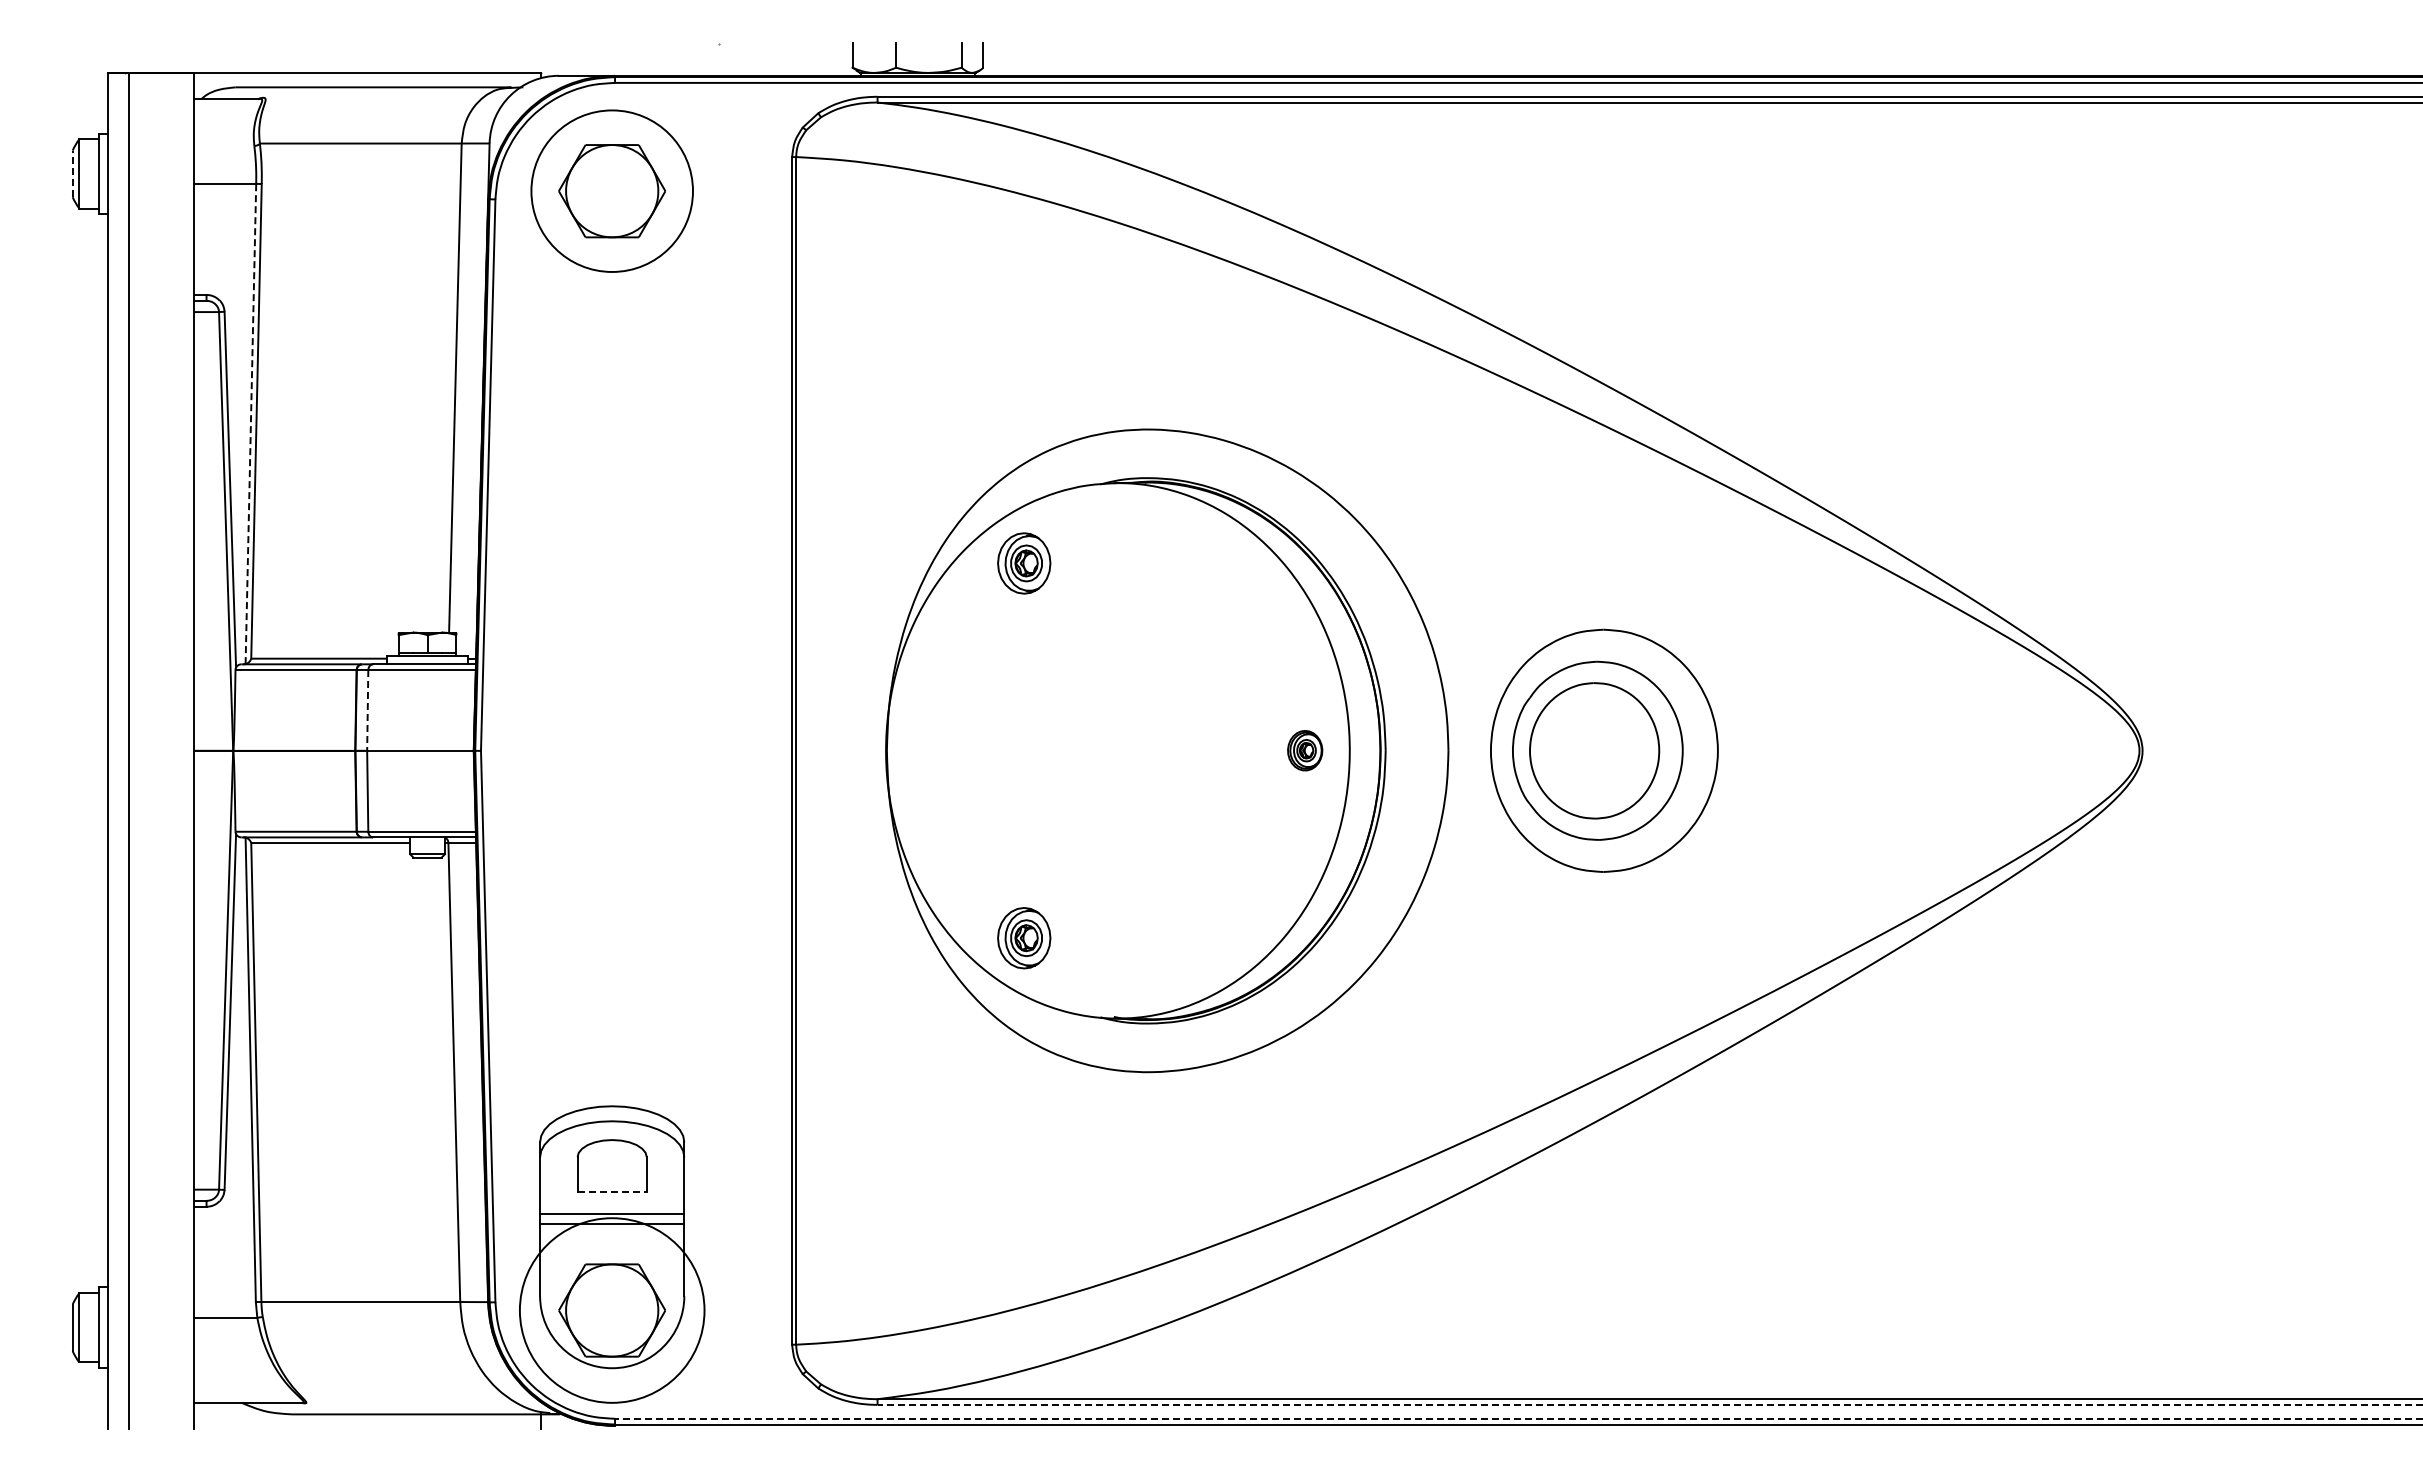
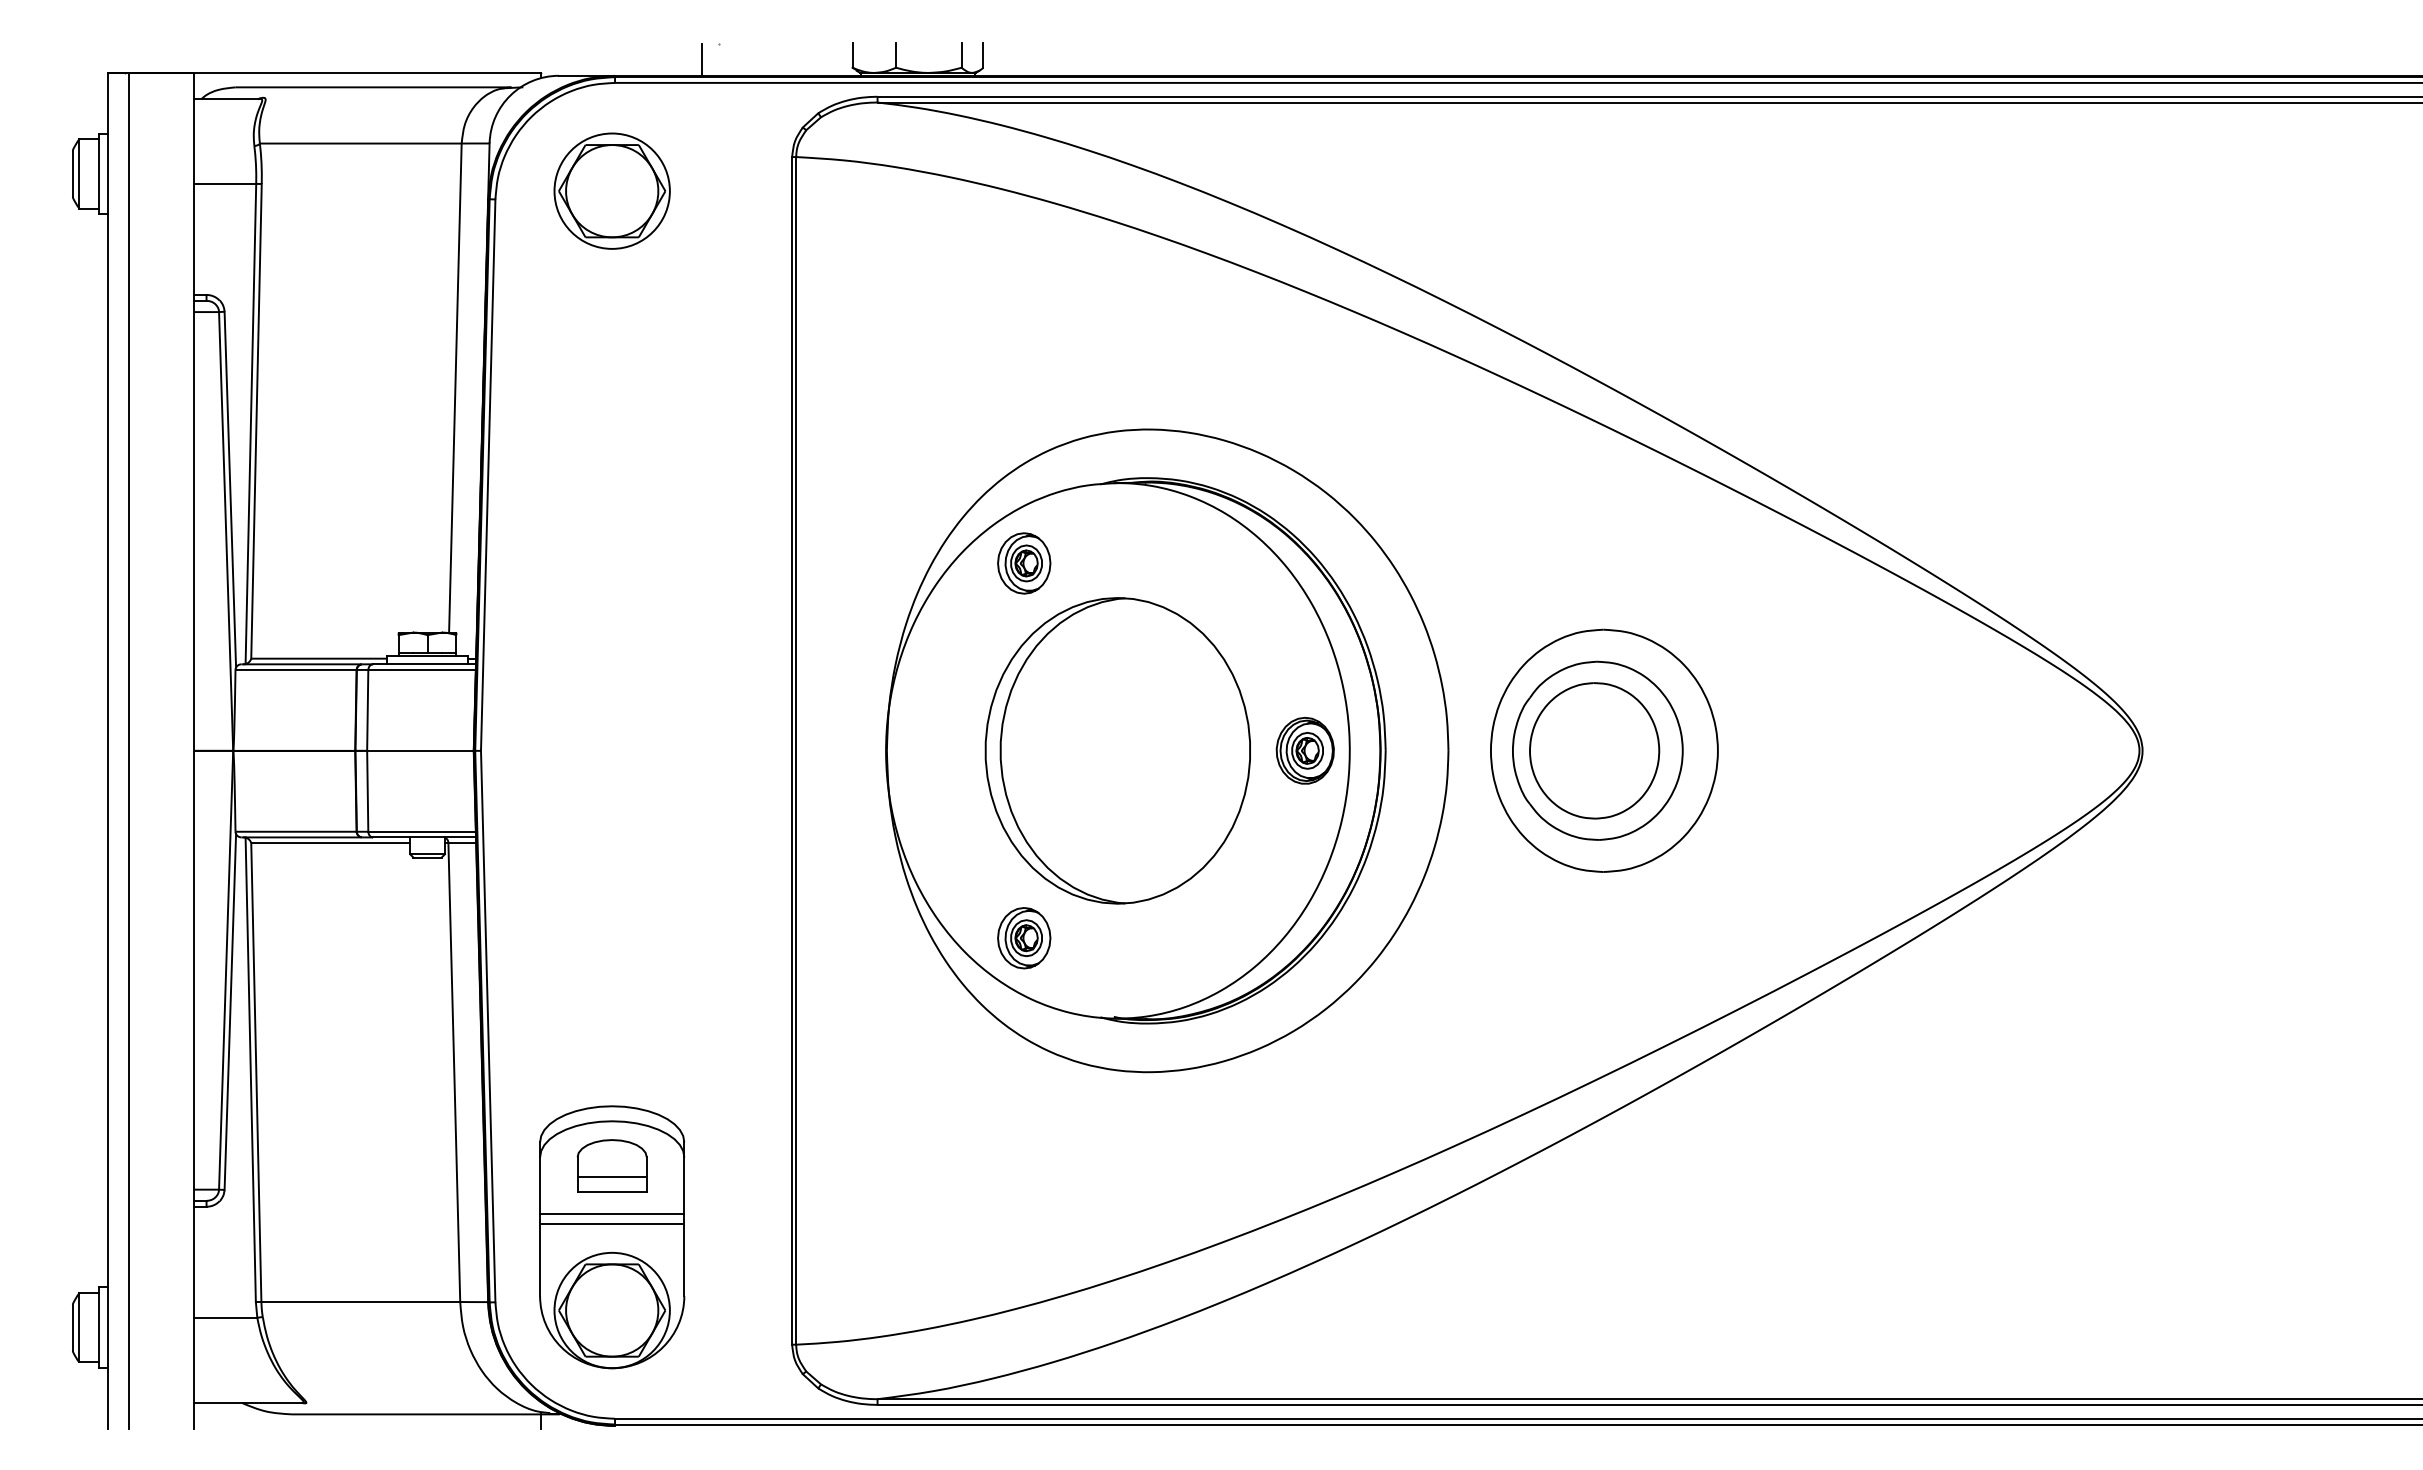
line: none -> present (701, 59)
line: dashed -> solid (72, 173)
circle diameter: 162 px -> 115 px (611, 190)
line: dashed -> solid (250, 423)
line: dashed -> solid (367, 710)
part: none -> present (1117, 750)
part size: 37x42 px -> 60x69 px (1304, 750)
line: none -> present (611, 1176)
line: dashed -> solid (612, 1191)
circle diameter: 185 px -> 115 px (611, 1310)
line: dashed -> solid (1649, 1404)
line: dashed -> solid (1518, 1418)
